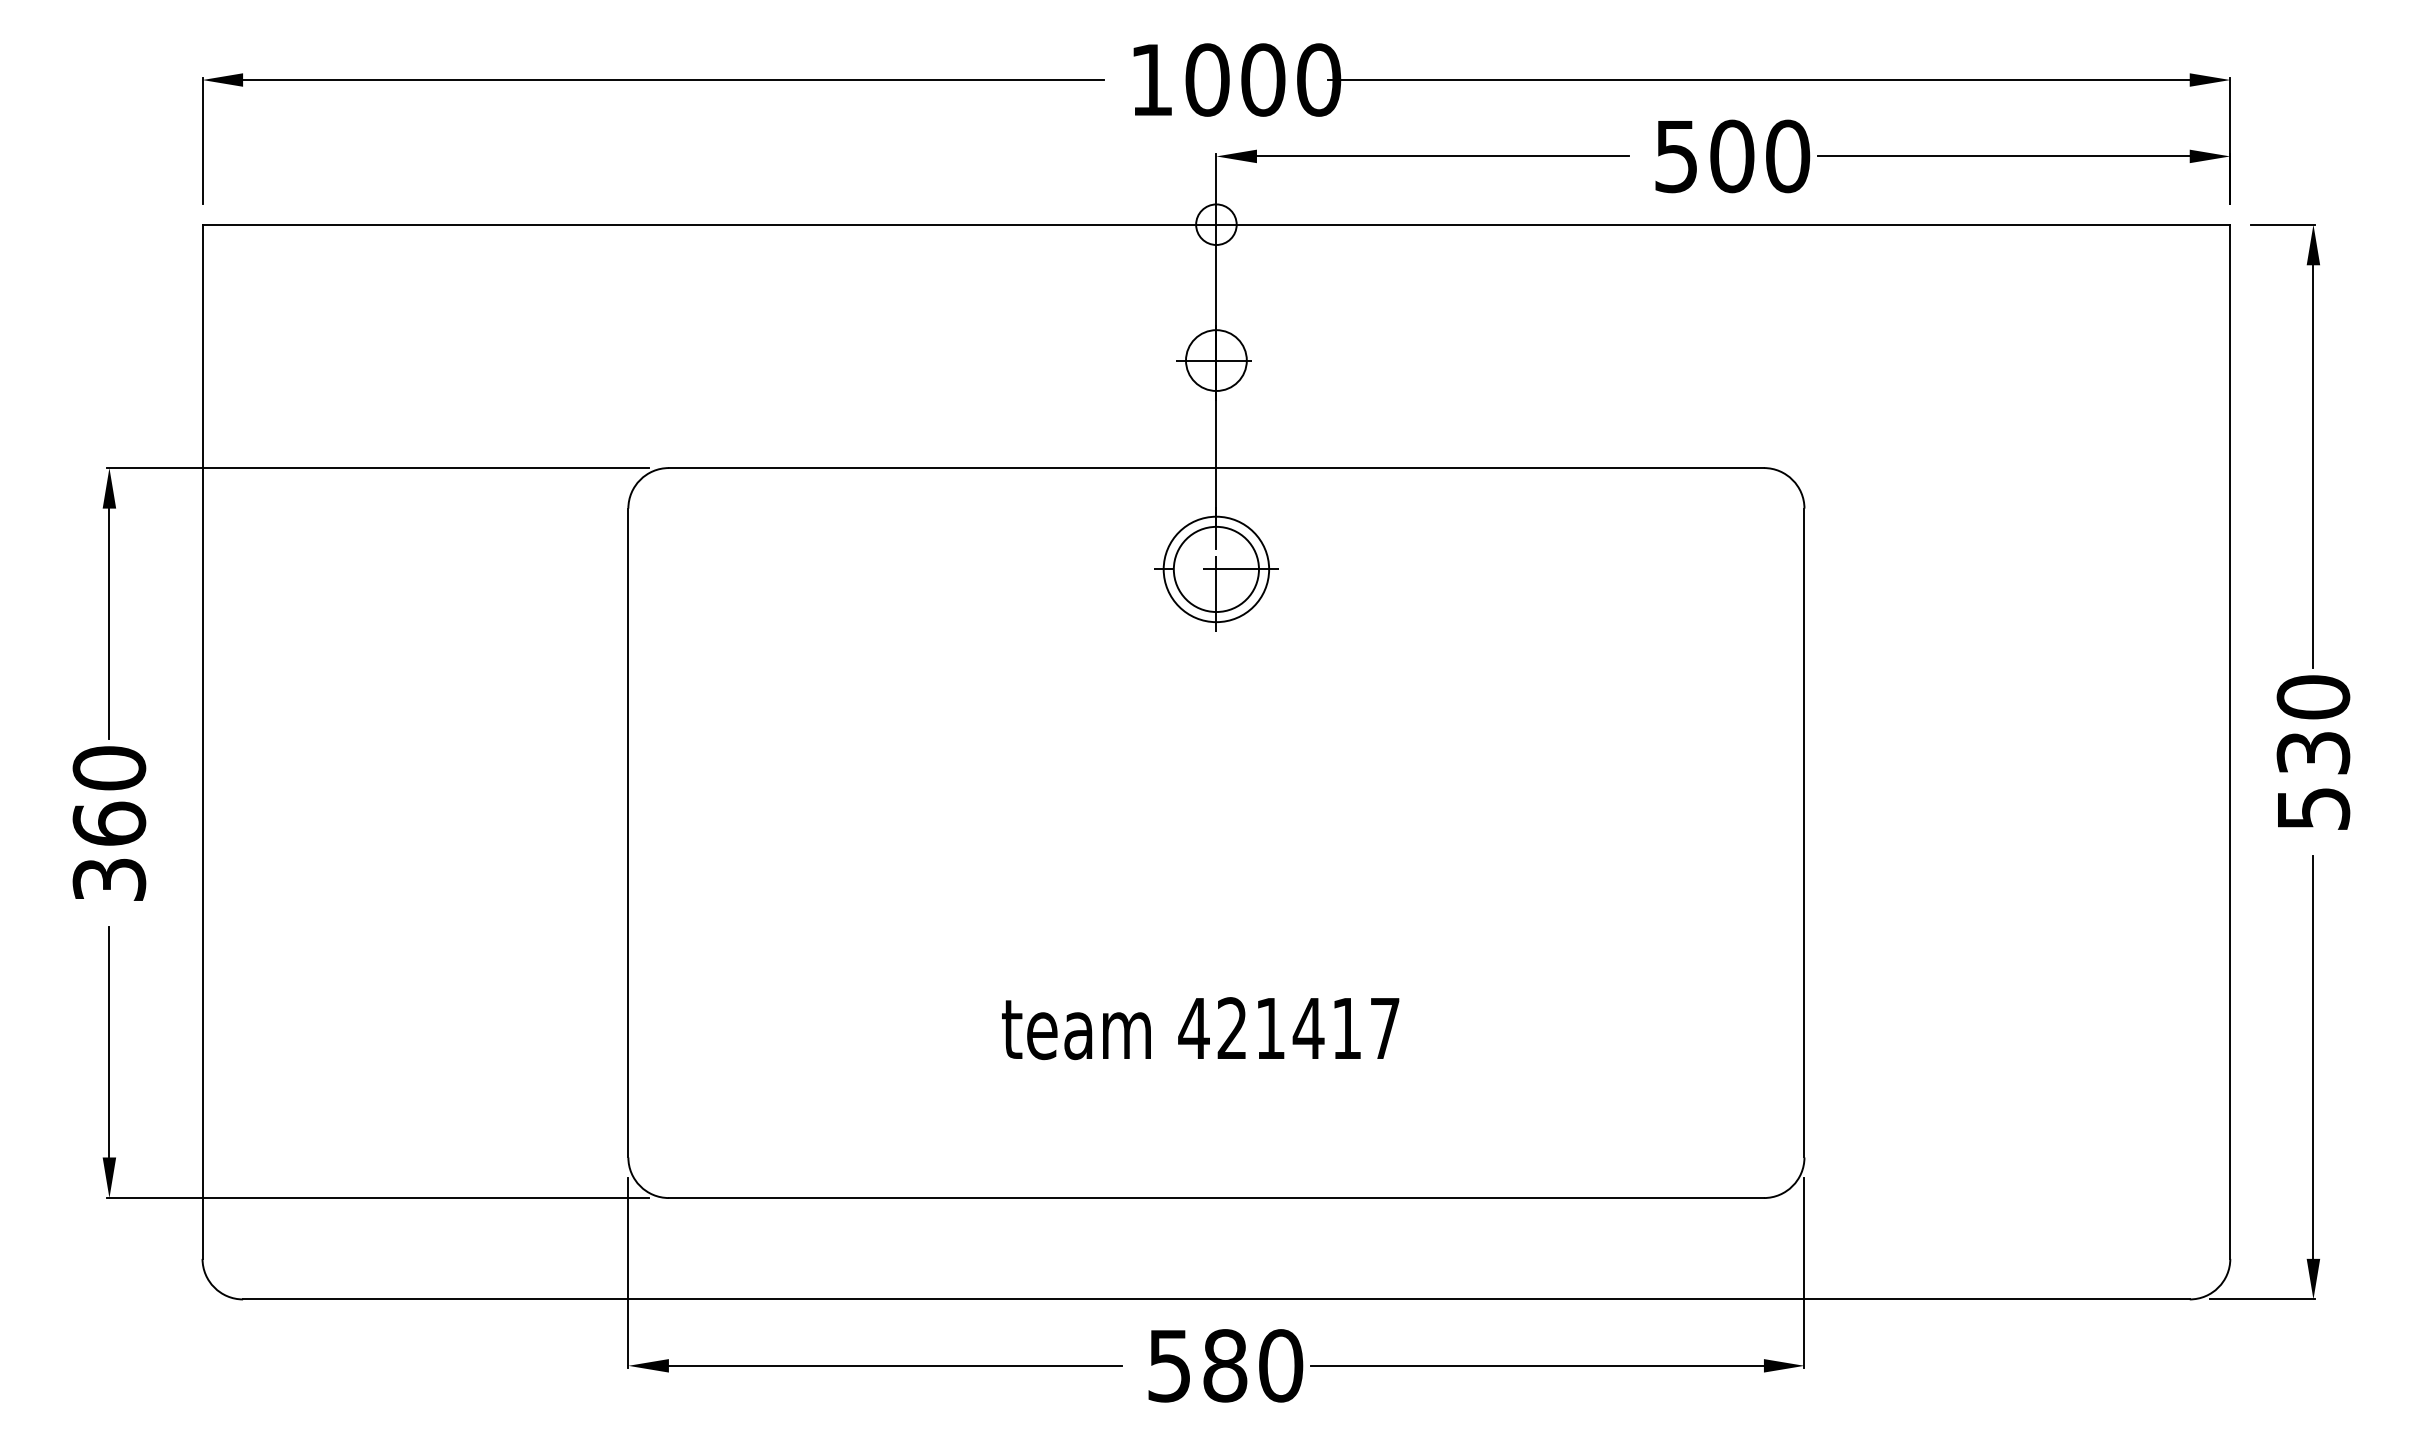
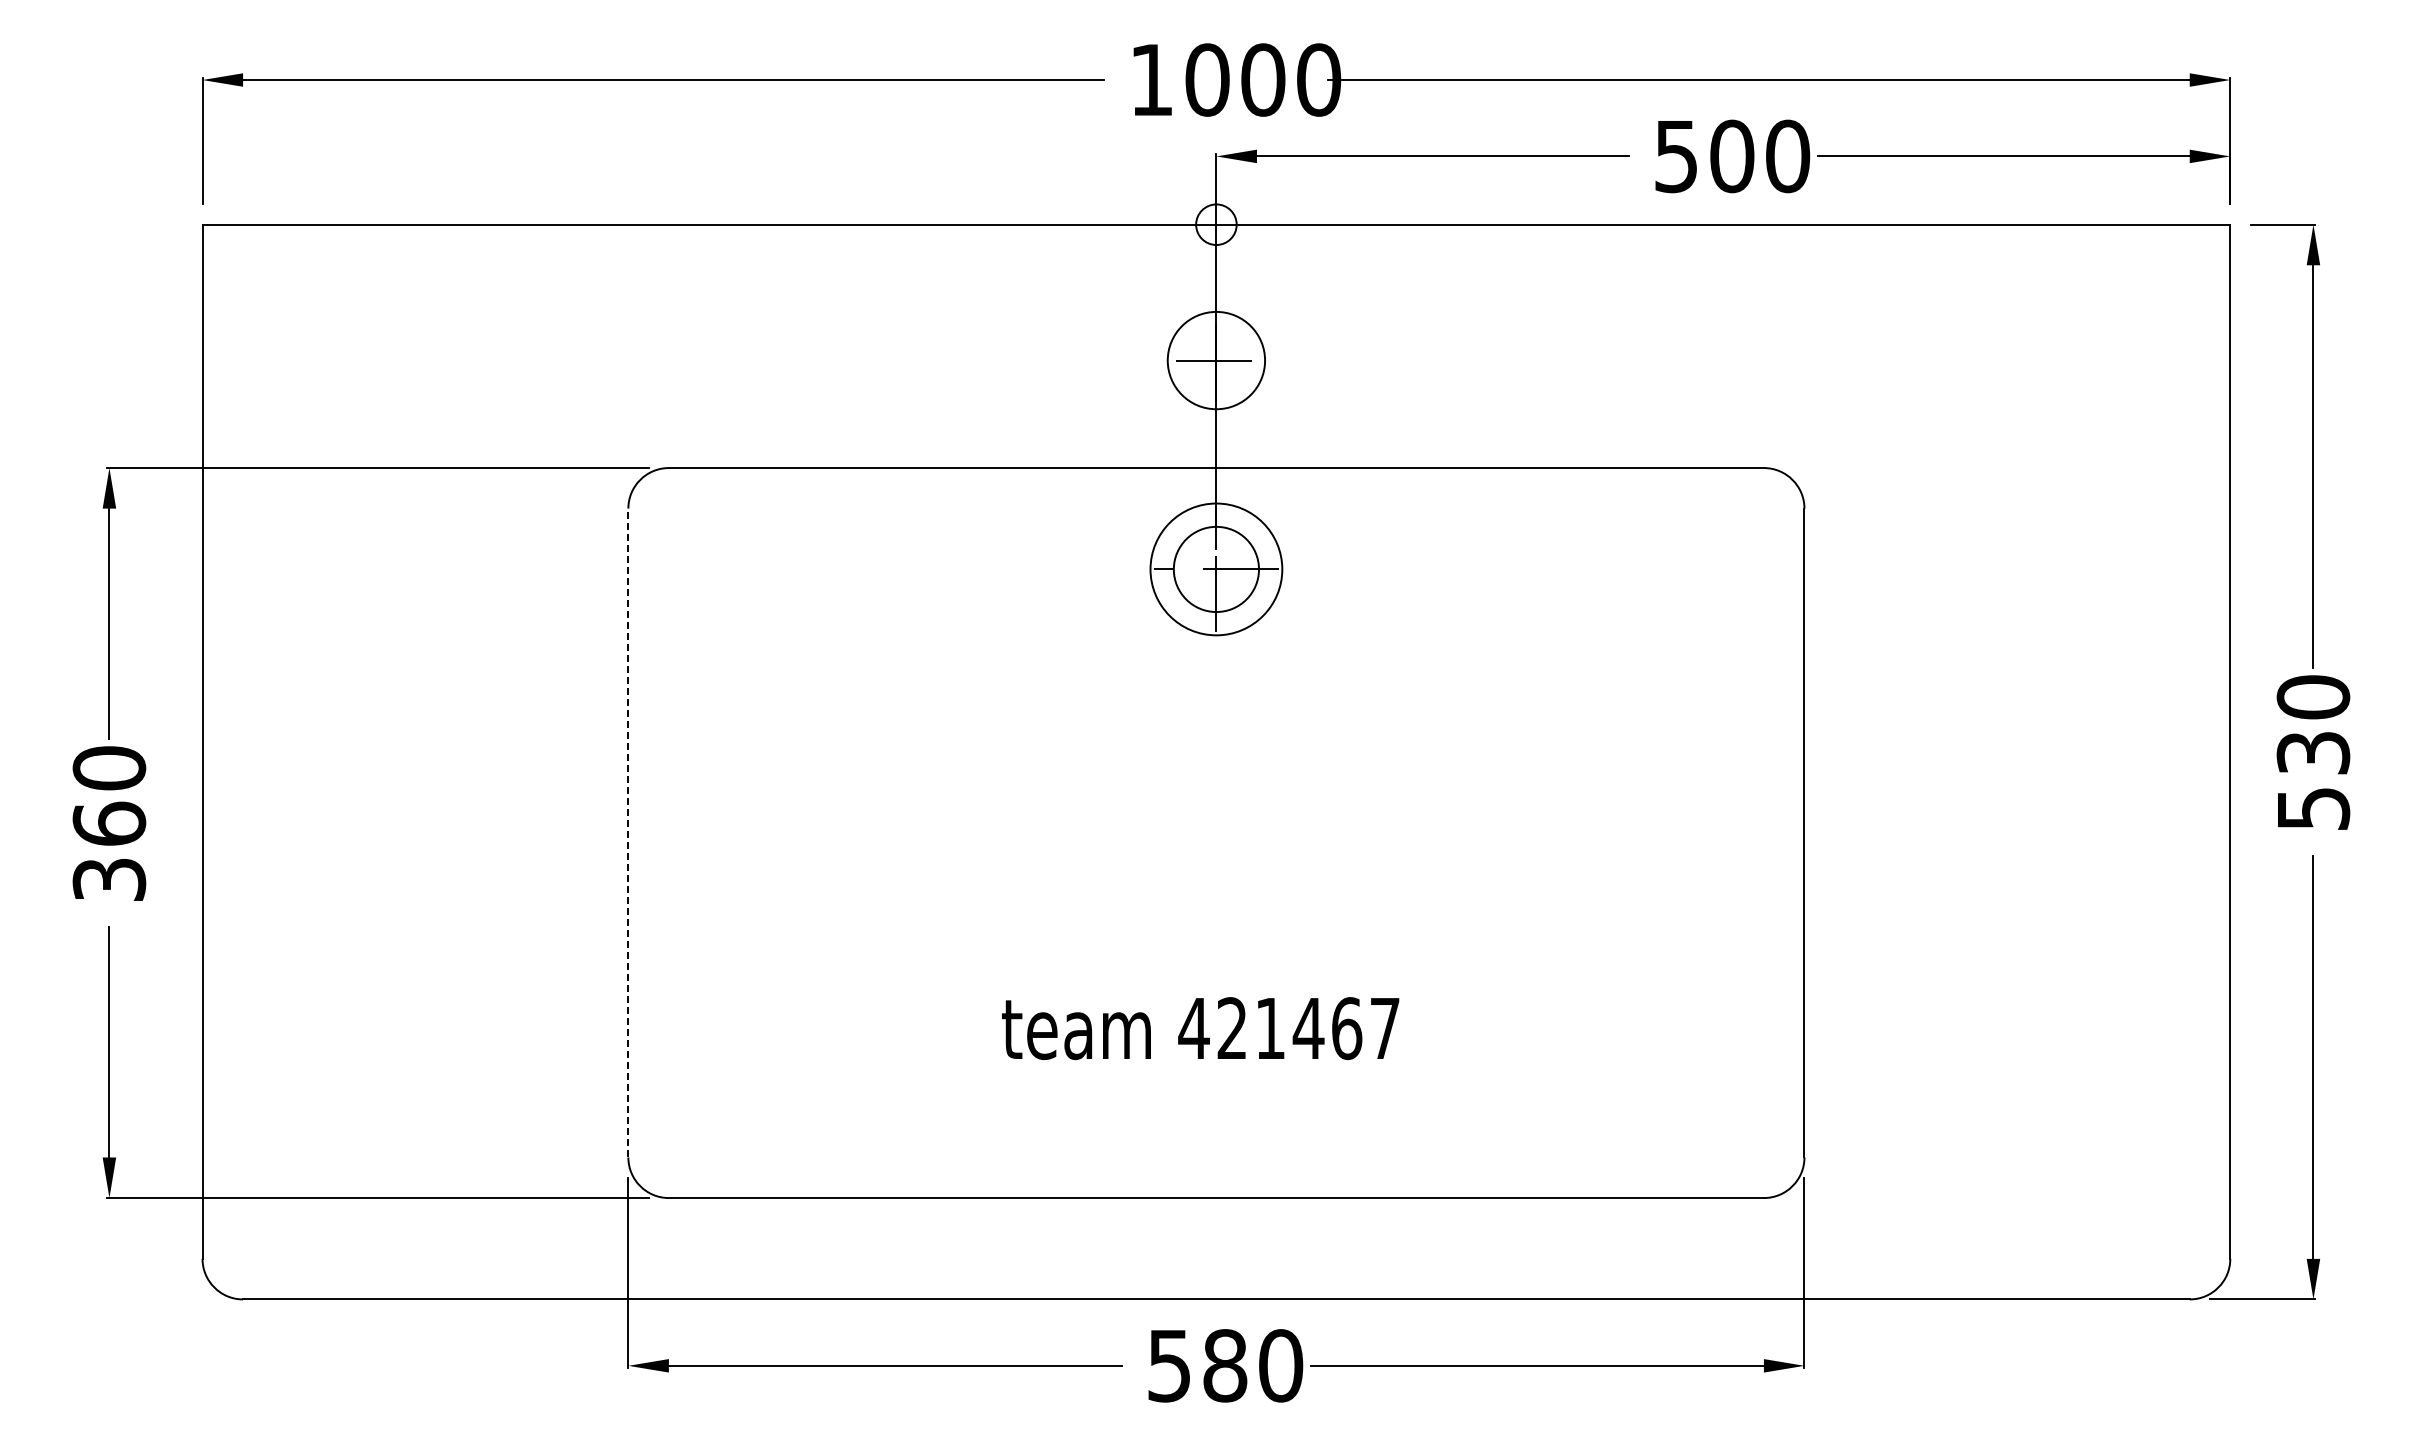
circle diameter: 61 px -> 97 px (1216, 360)
circle diameter: 105 px -> 132 px (1216, 569)
line: solid -> dashed (628, 832)
text: 421417 -> 421467 (1347, 1028)
